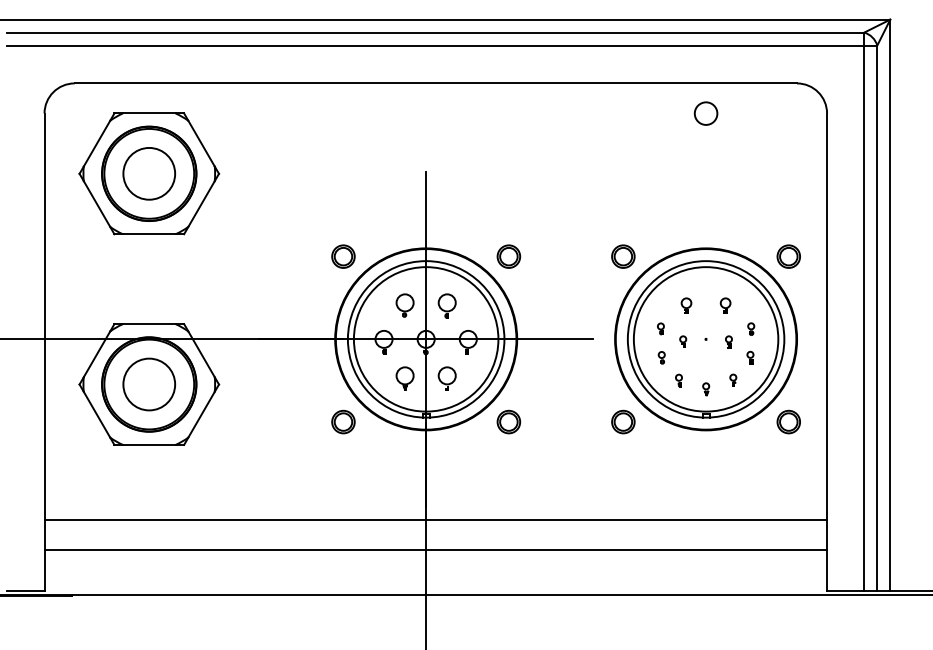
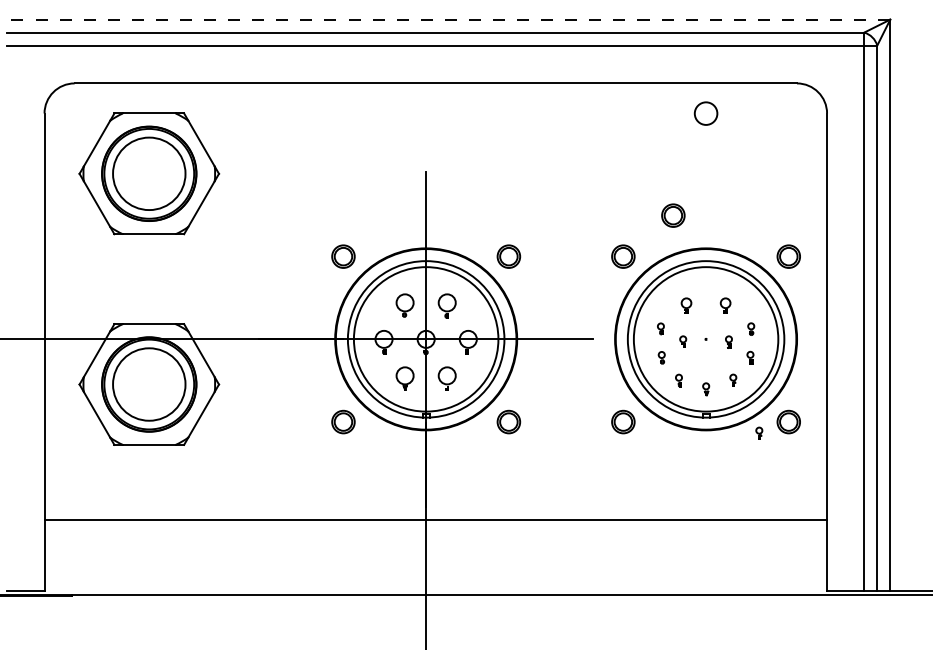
line: solid -> dashed (445, 19)
circle diameter: 52 px -> 72 px (149, 173)
part: none -> present (673, 215)
circle diameter: 52 px -> 72 px (149, 384)
part: none -> present (759, 432)
line: present -> none (435, 550)
